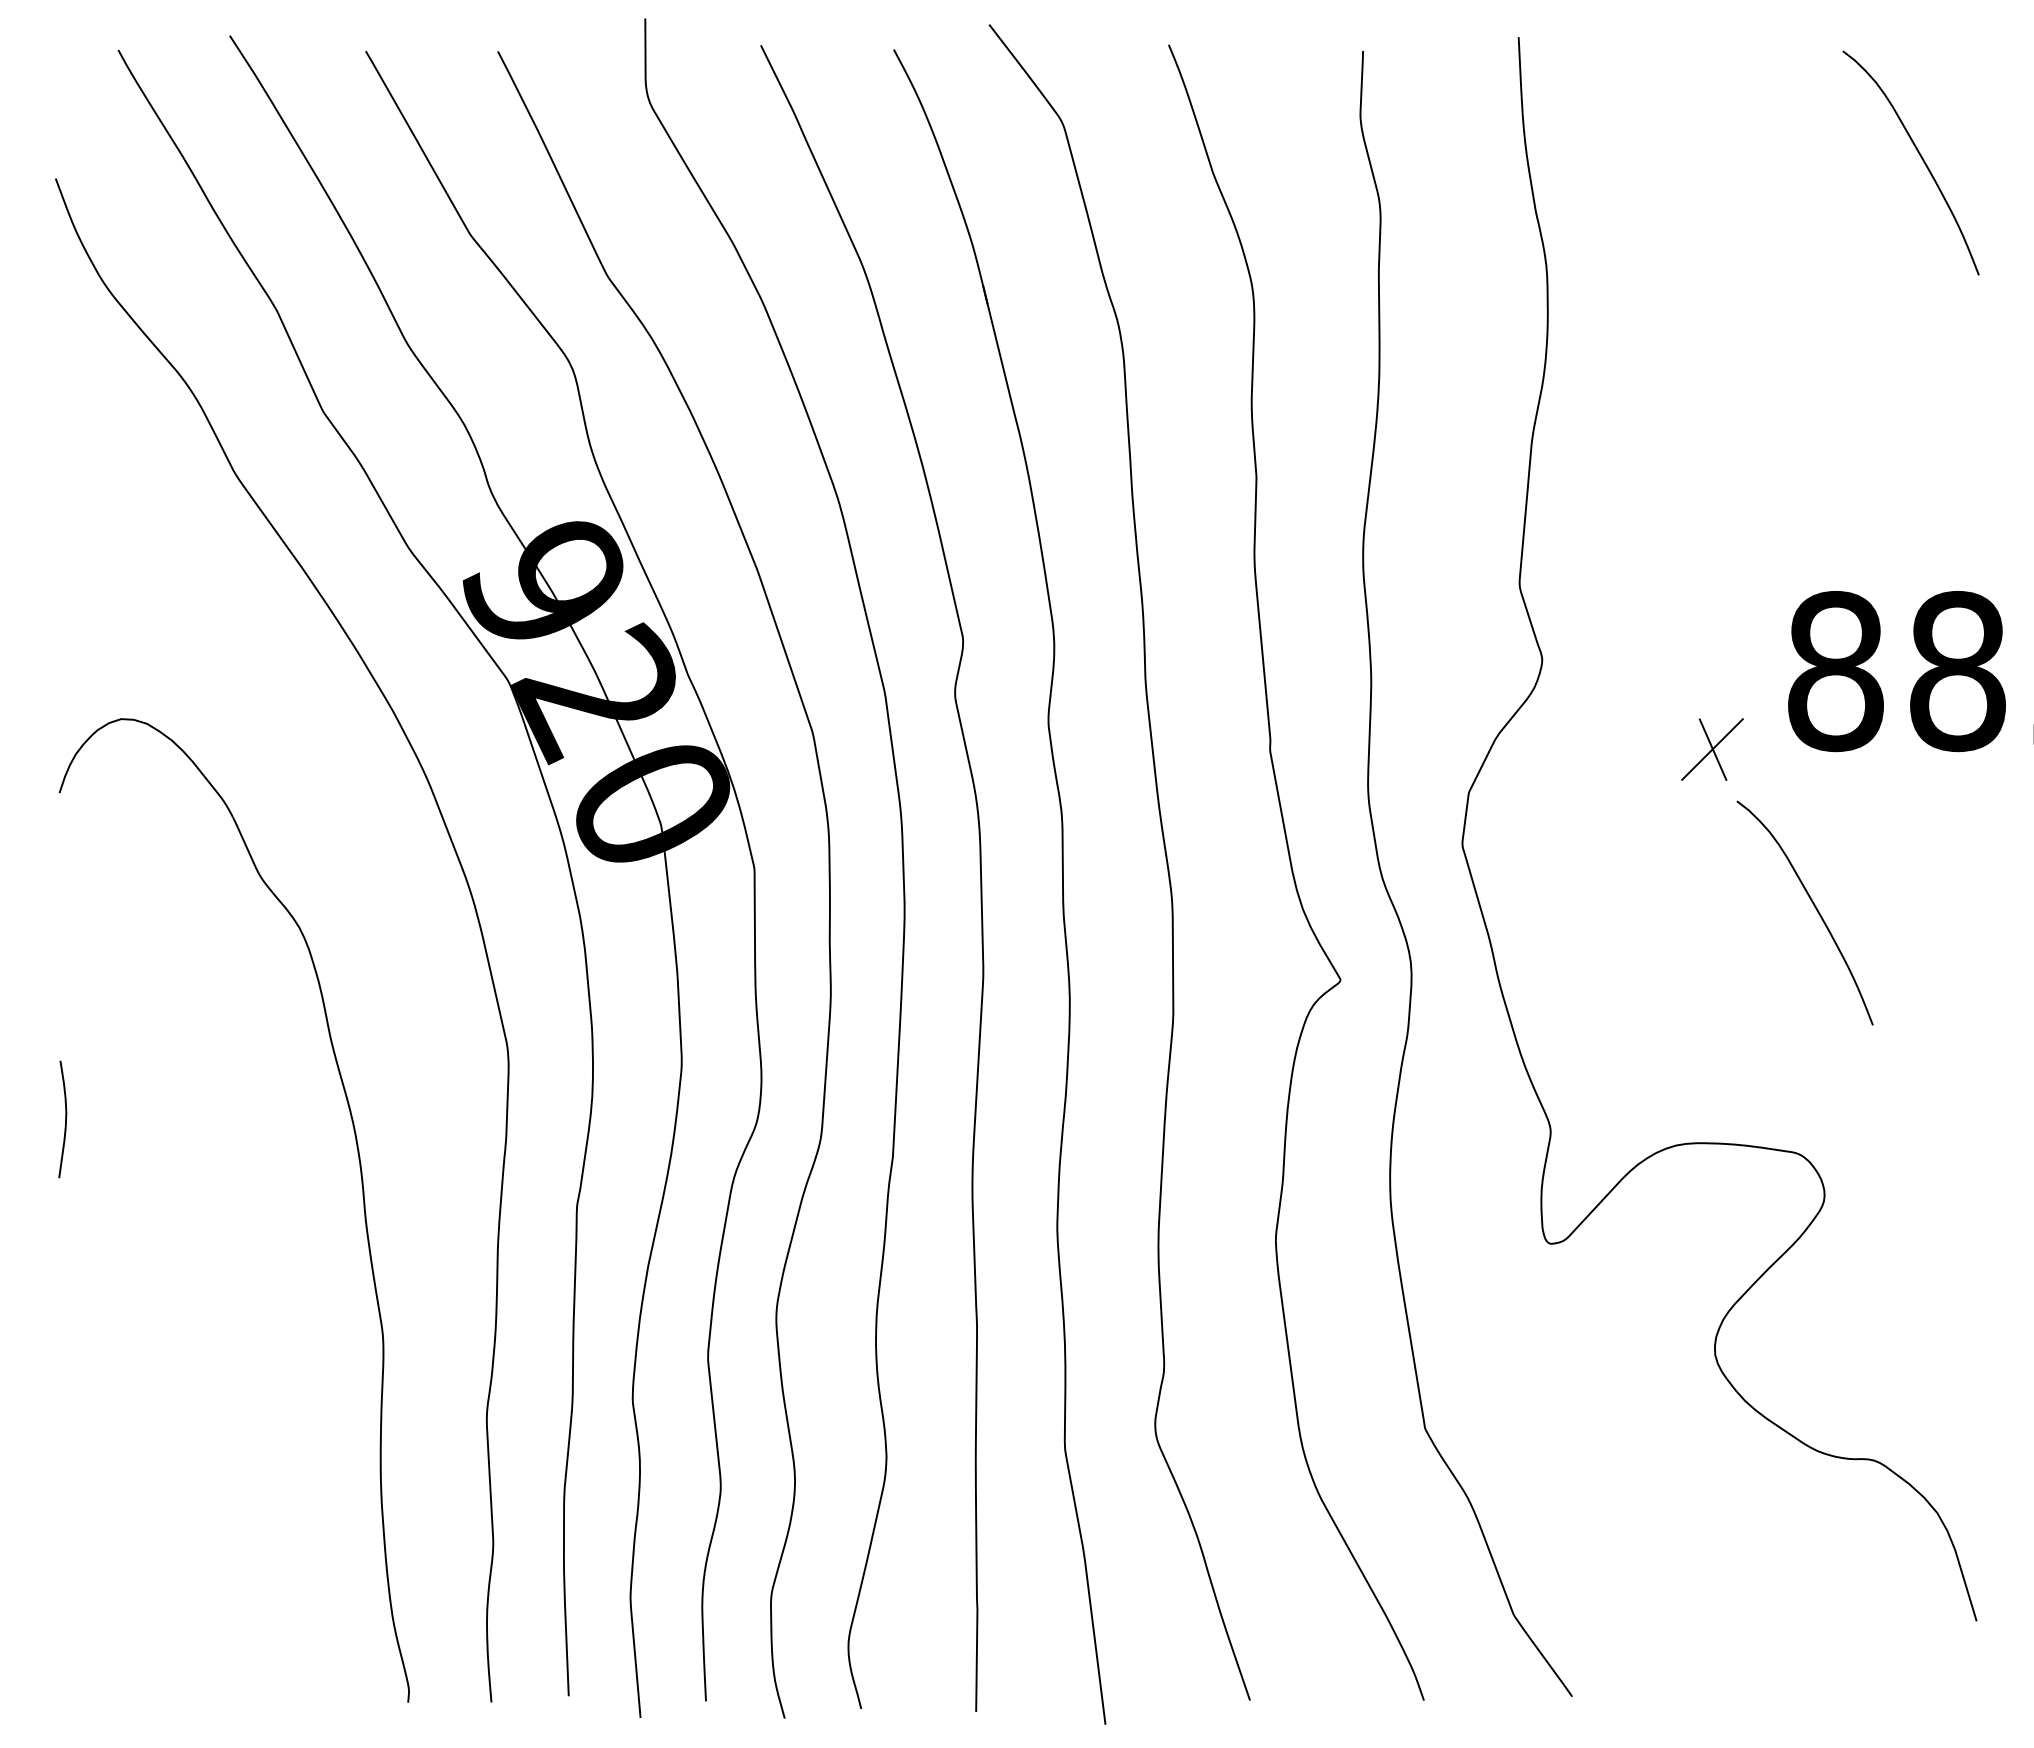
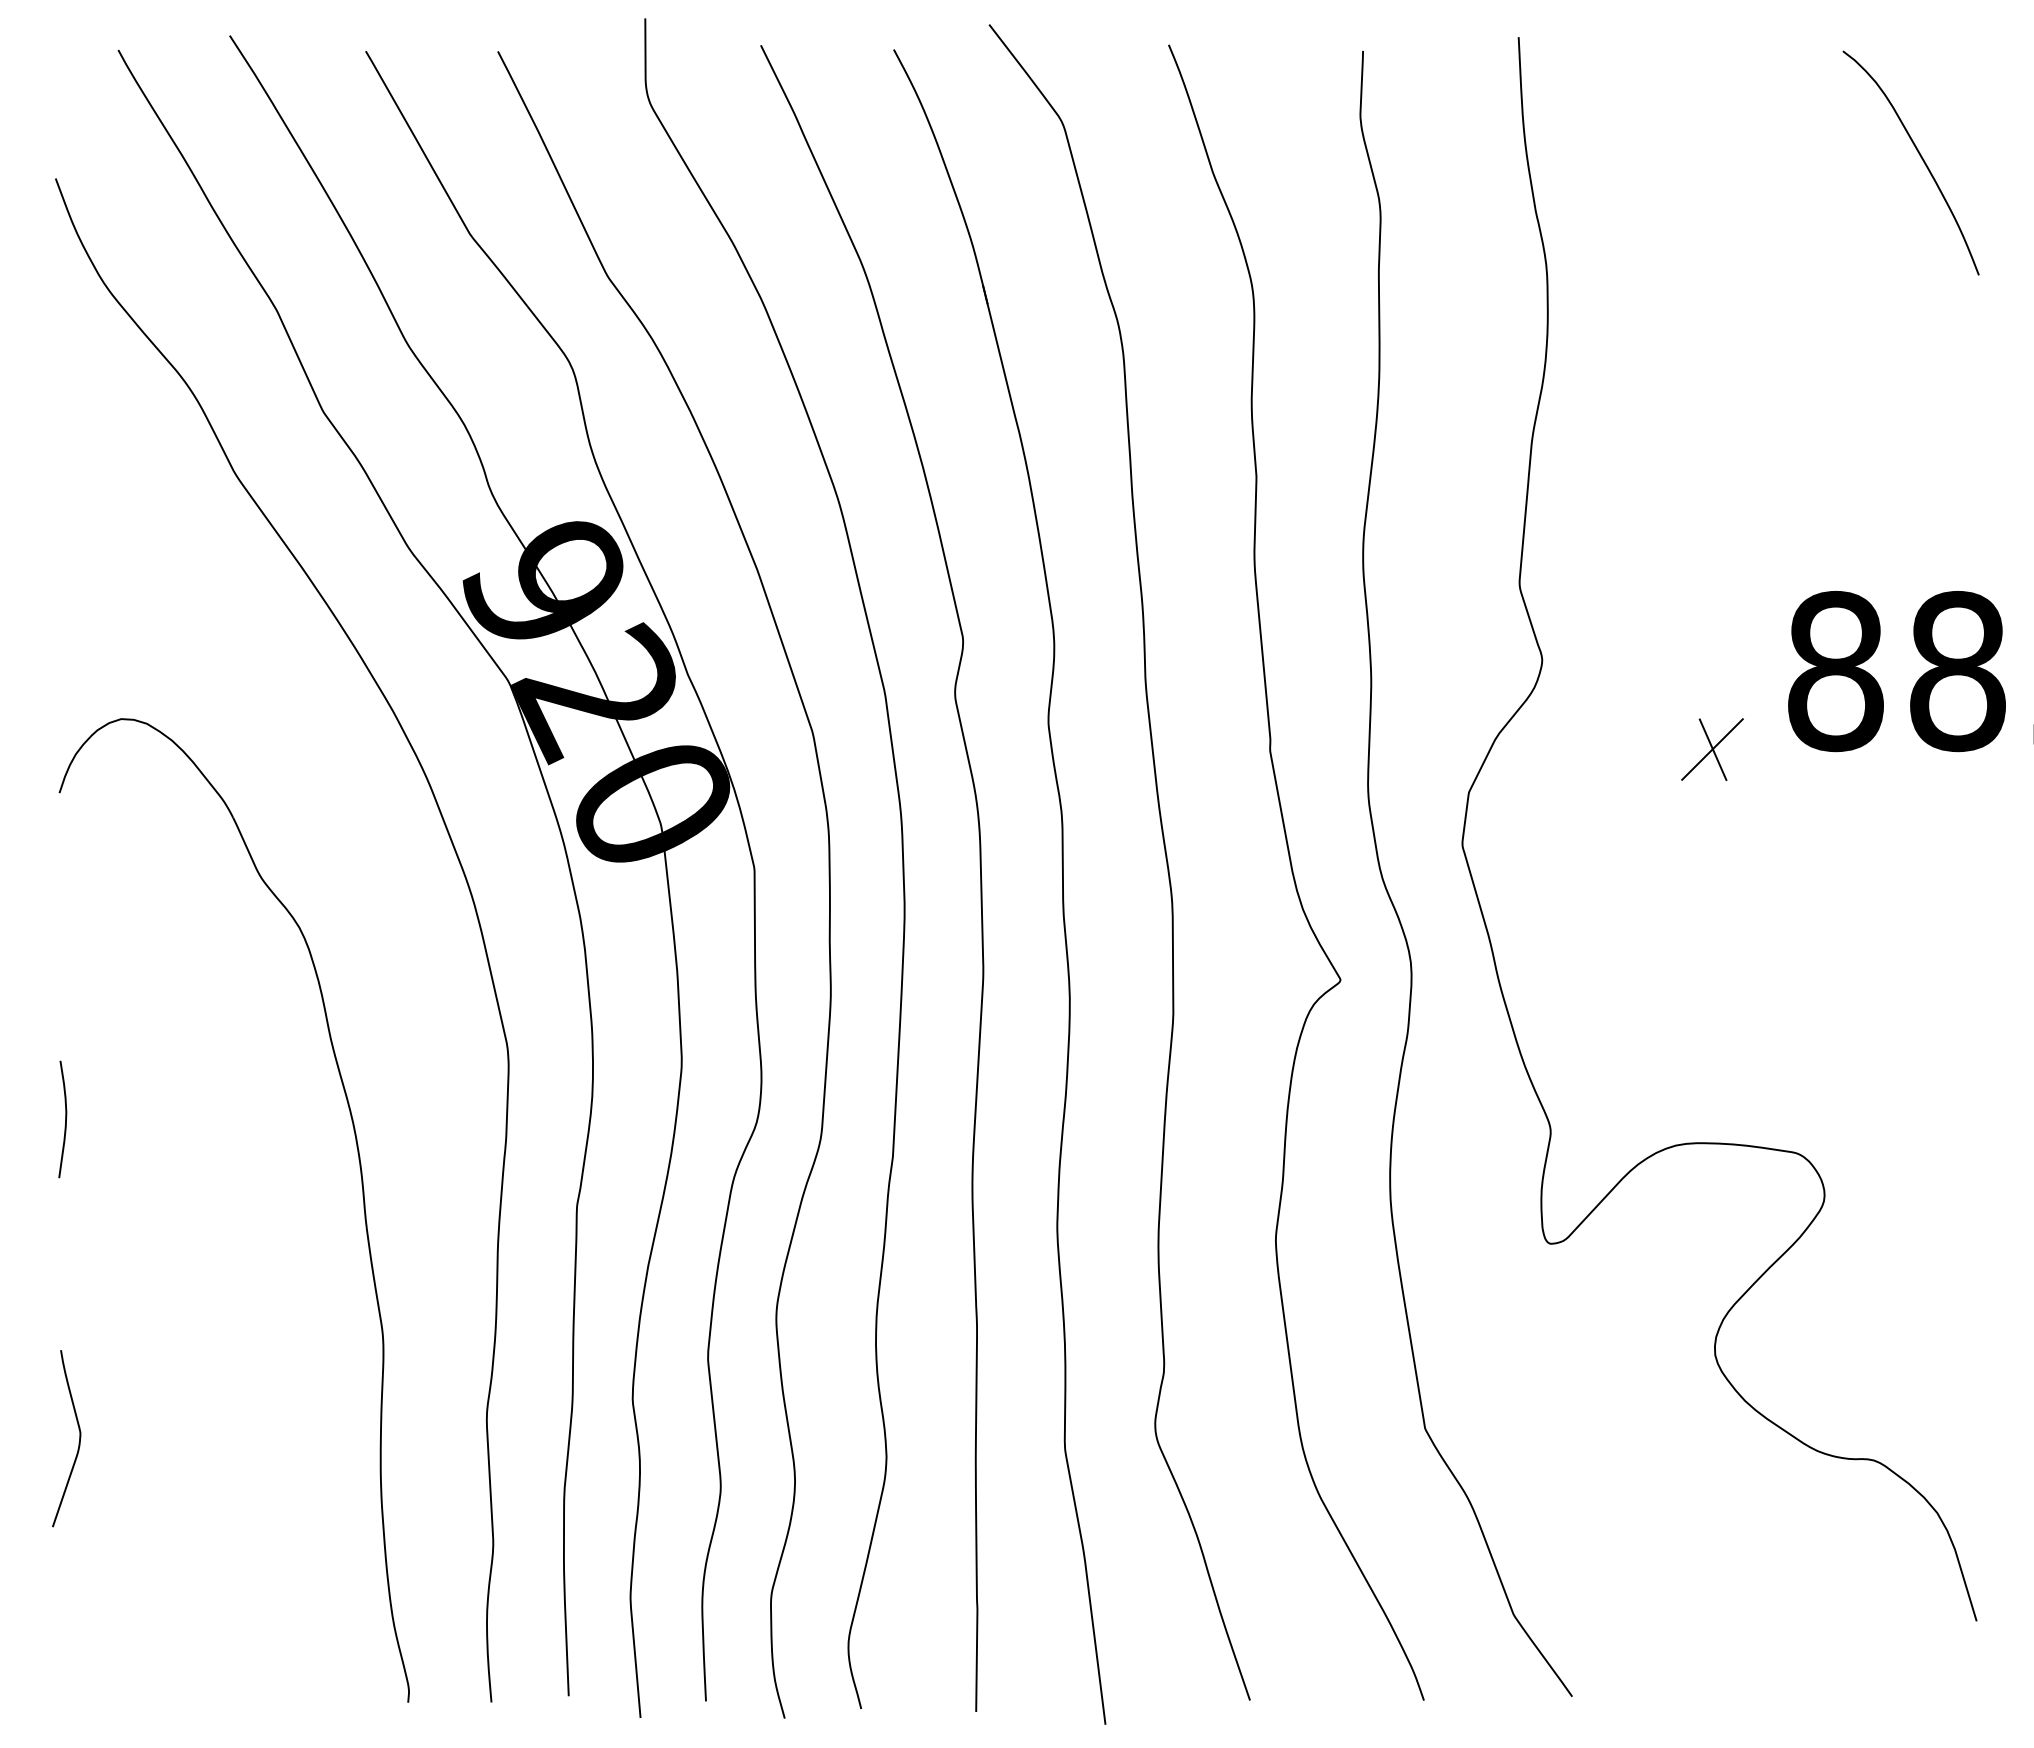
curve: present -> none (1814, 907)
curve: none -> present (78, 1442)
